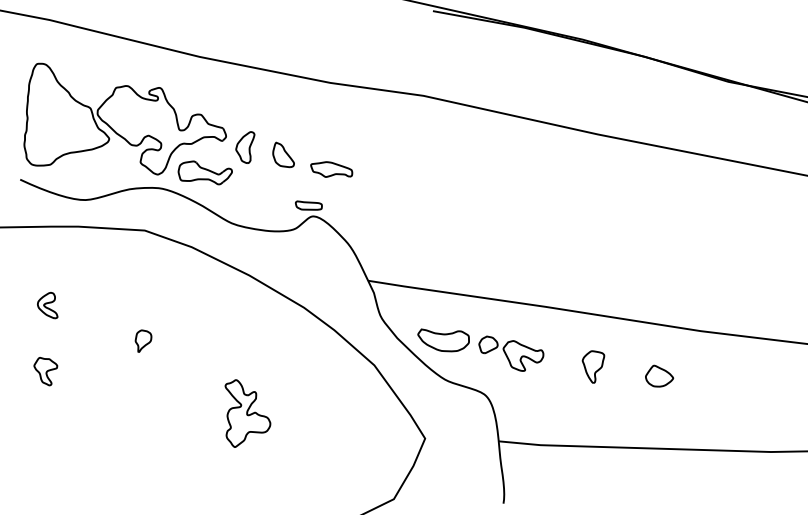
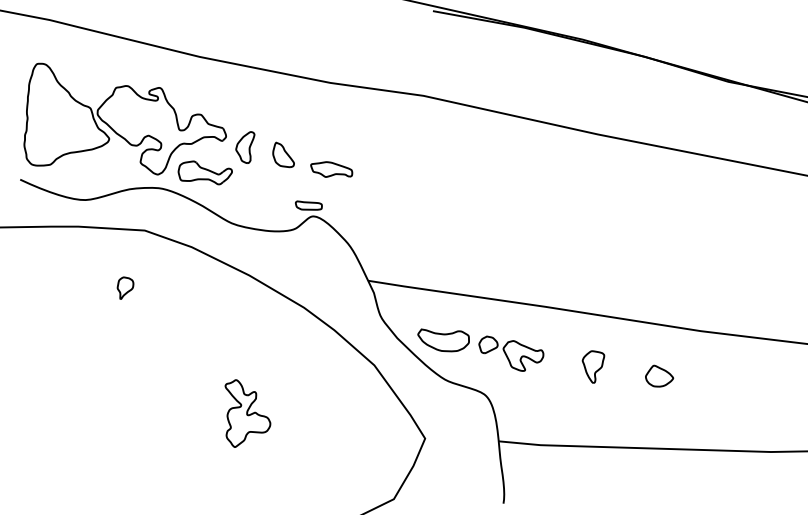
part: present -> none (47, 305)
part position: (143, 340) -> (125, 287) (125, 287)
part: present -> none (45, 371)
